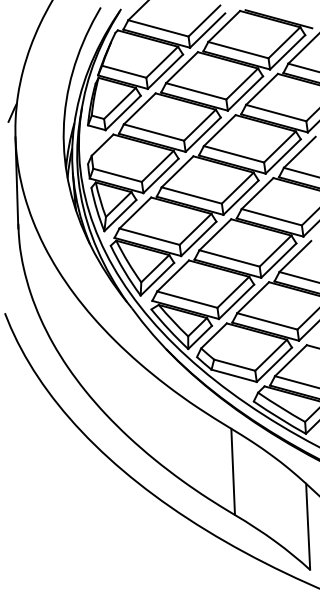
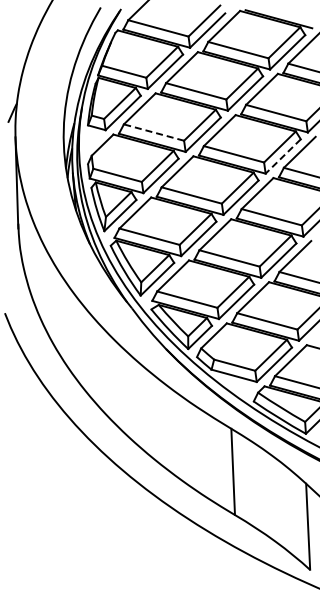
line: solid -> dashed (153, 132)
line: solid -> dashed (283, 156)
